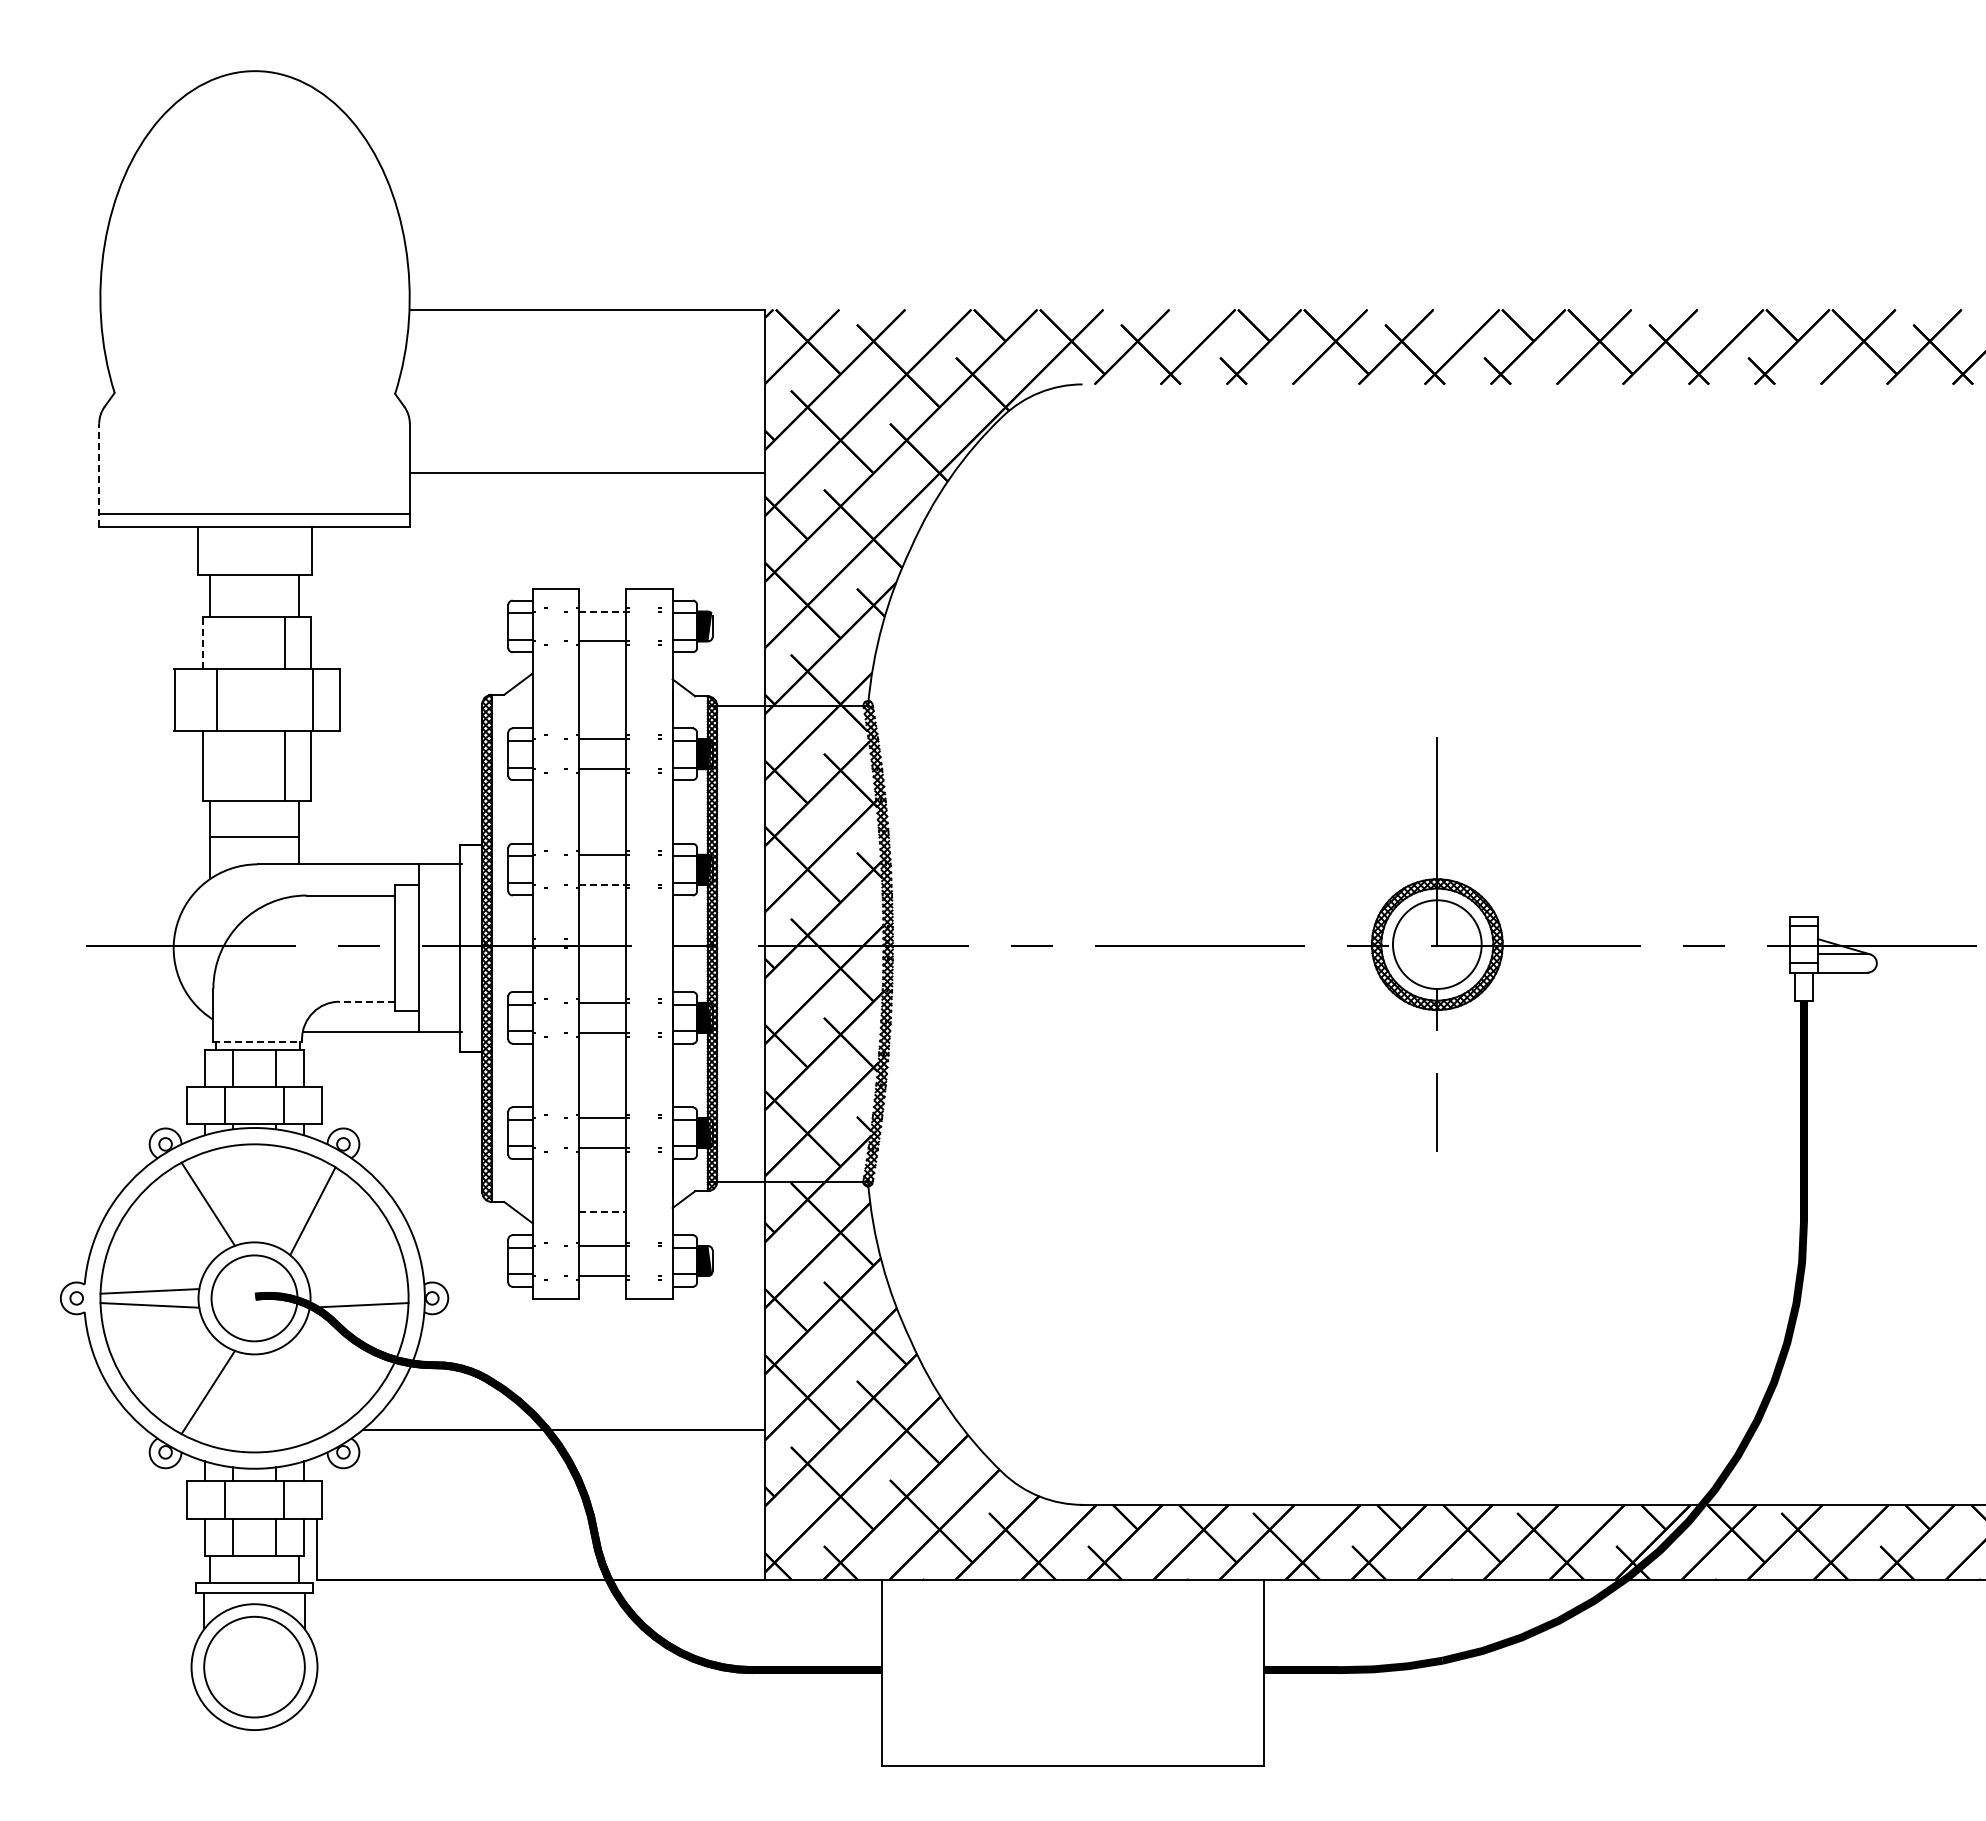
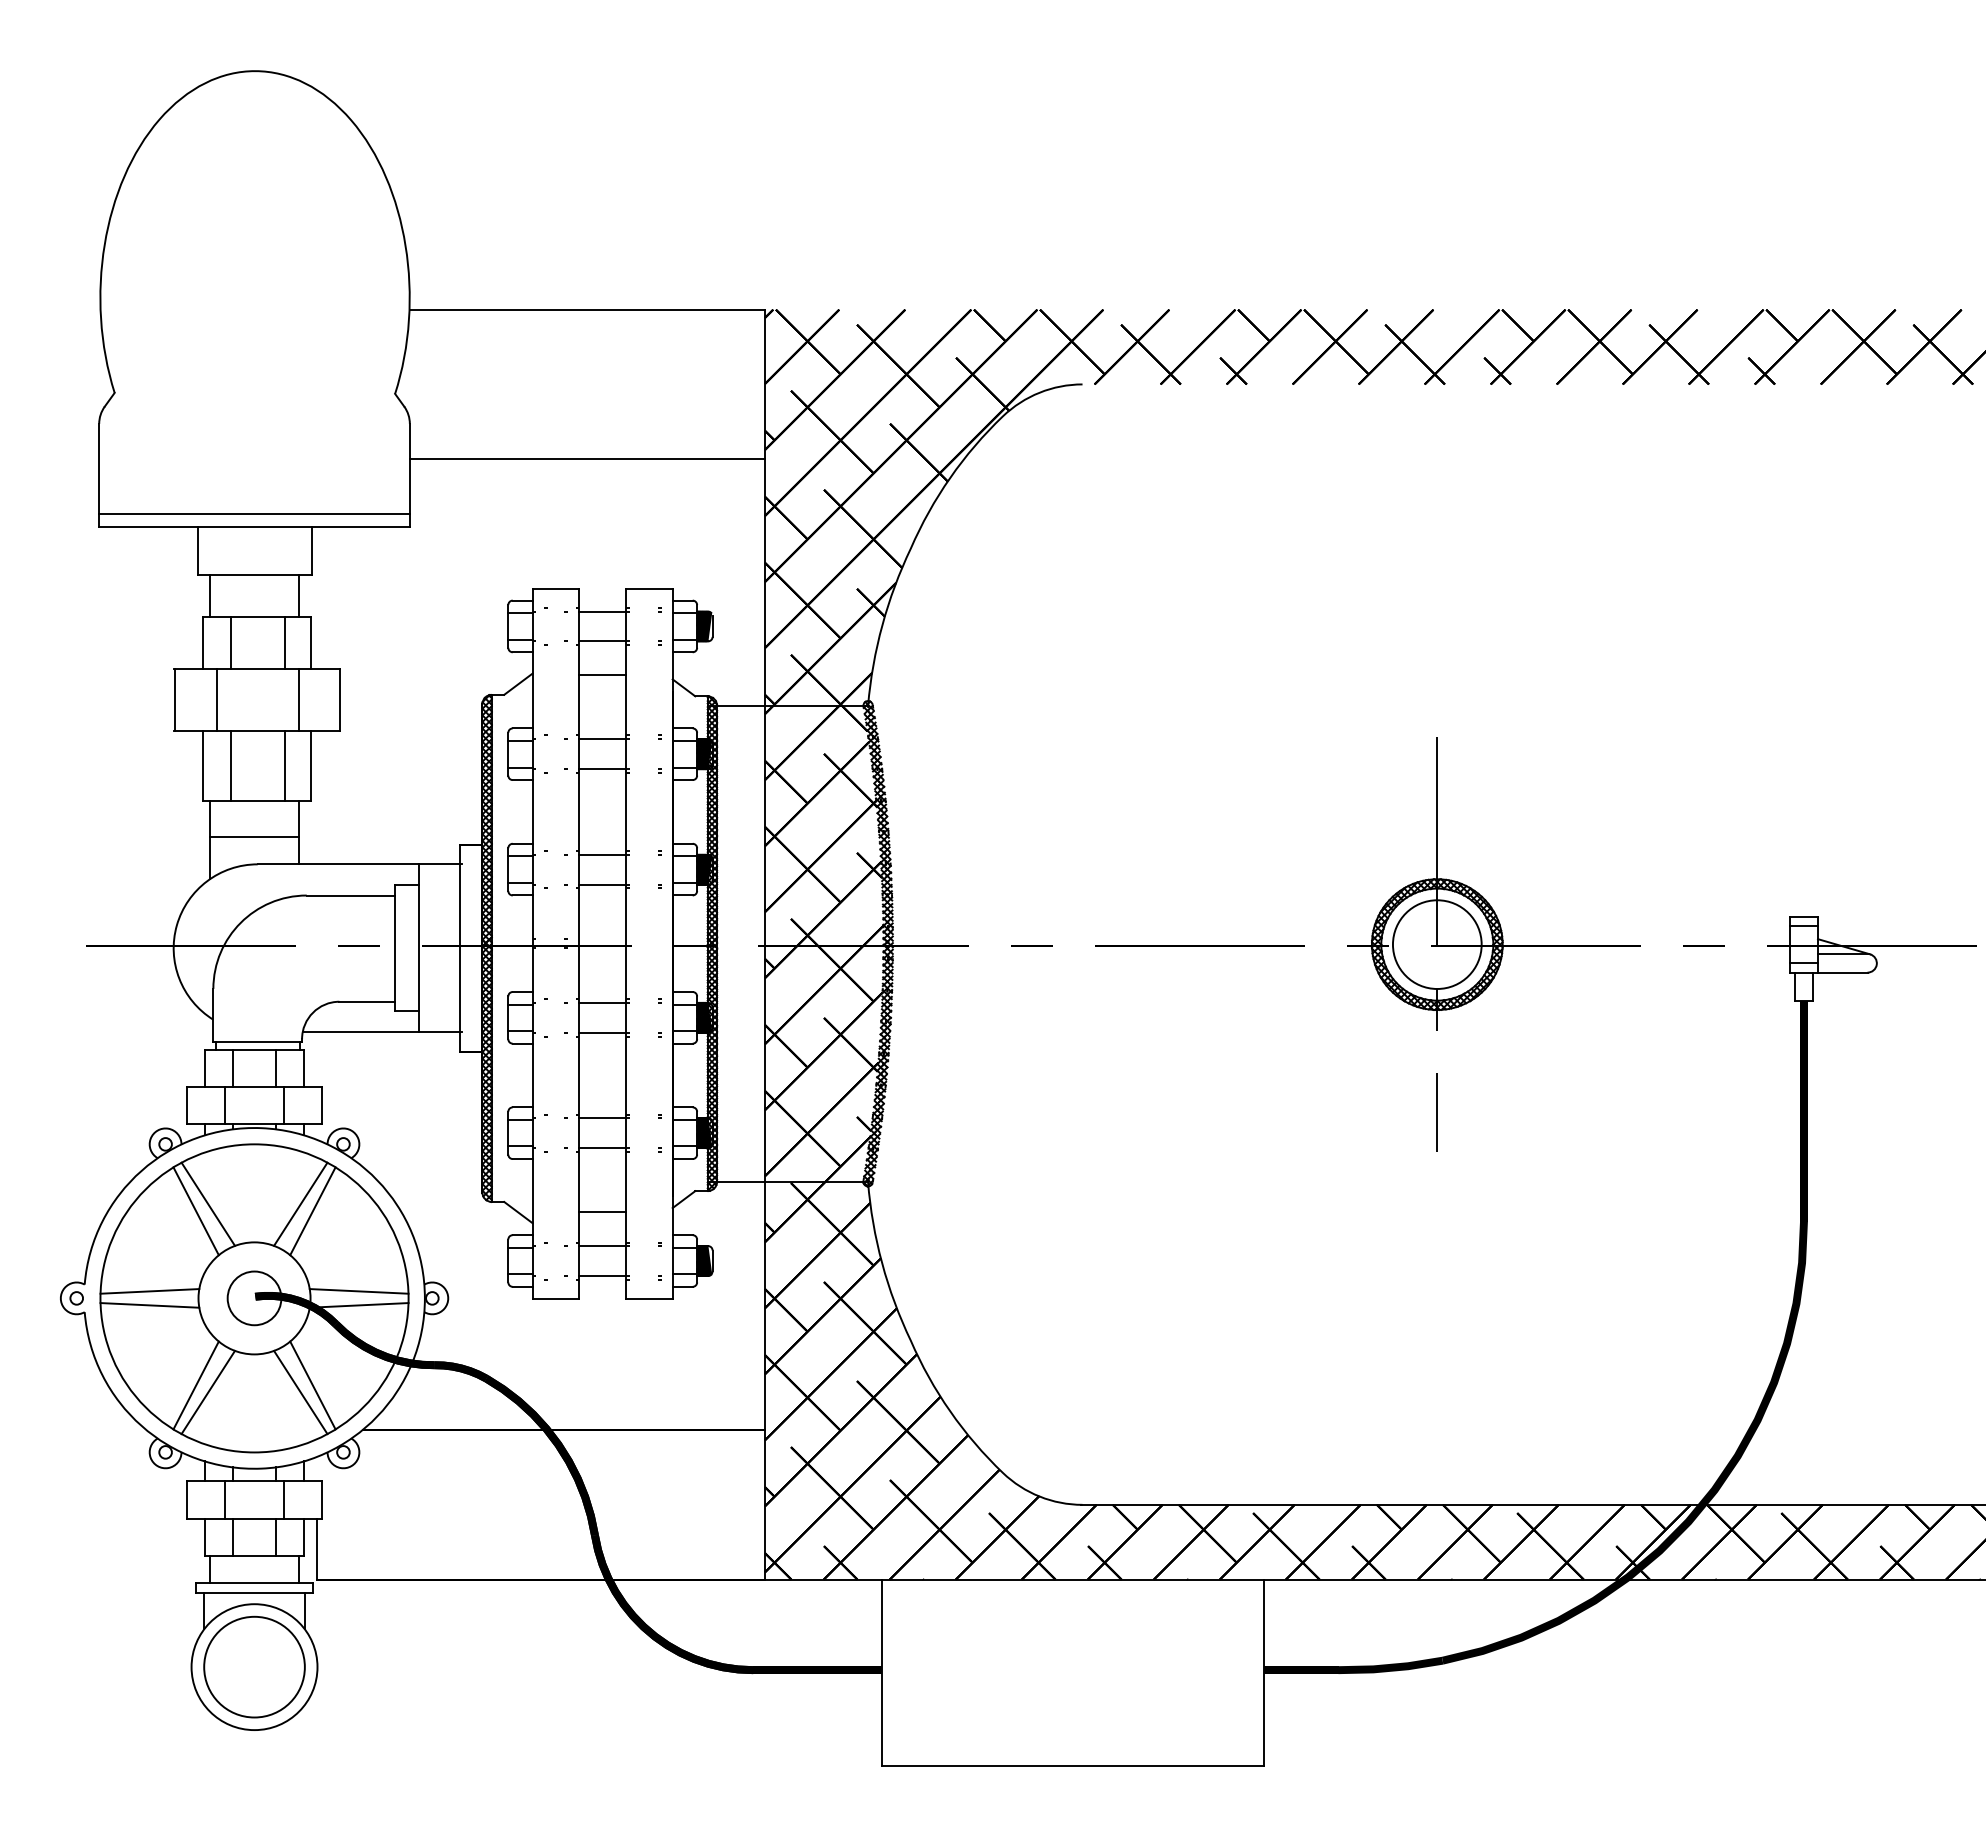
line position: (587, 473) -> (587, 459) (587, 459)
line: dashed -> solid (99, 474)
line: dashed -> solid (603, 611)
line: dashed -> solid (202, 642)
line: none -> present (231, 642)
line: none -> present (602, 675)
line position: (313, 699) -> (299, 699) (299, 699)
line: none -> present (231, 765)
line: dashed -> solid (603, 884)
line: dashed -> solid (366, 1001)
line: dashed -> solid (258, 1041)
line: none -> present (300, 1203)
line: none -> present (195, 1211)
line: dashed -> solid (603, 1212)
line: none -> present (358, 1291)
circle diameter: 86 px -> 54 px (254, 1298)
line: none -> present (195, 1385)
line: none -> present (312, 1385)
line: none -> present (300, 1392)
